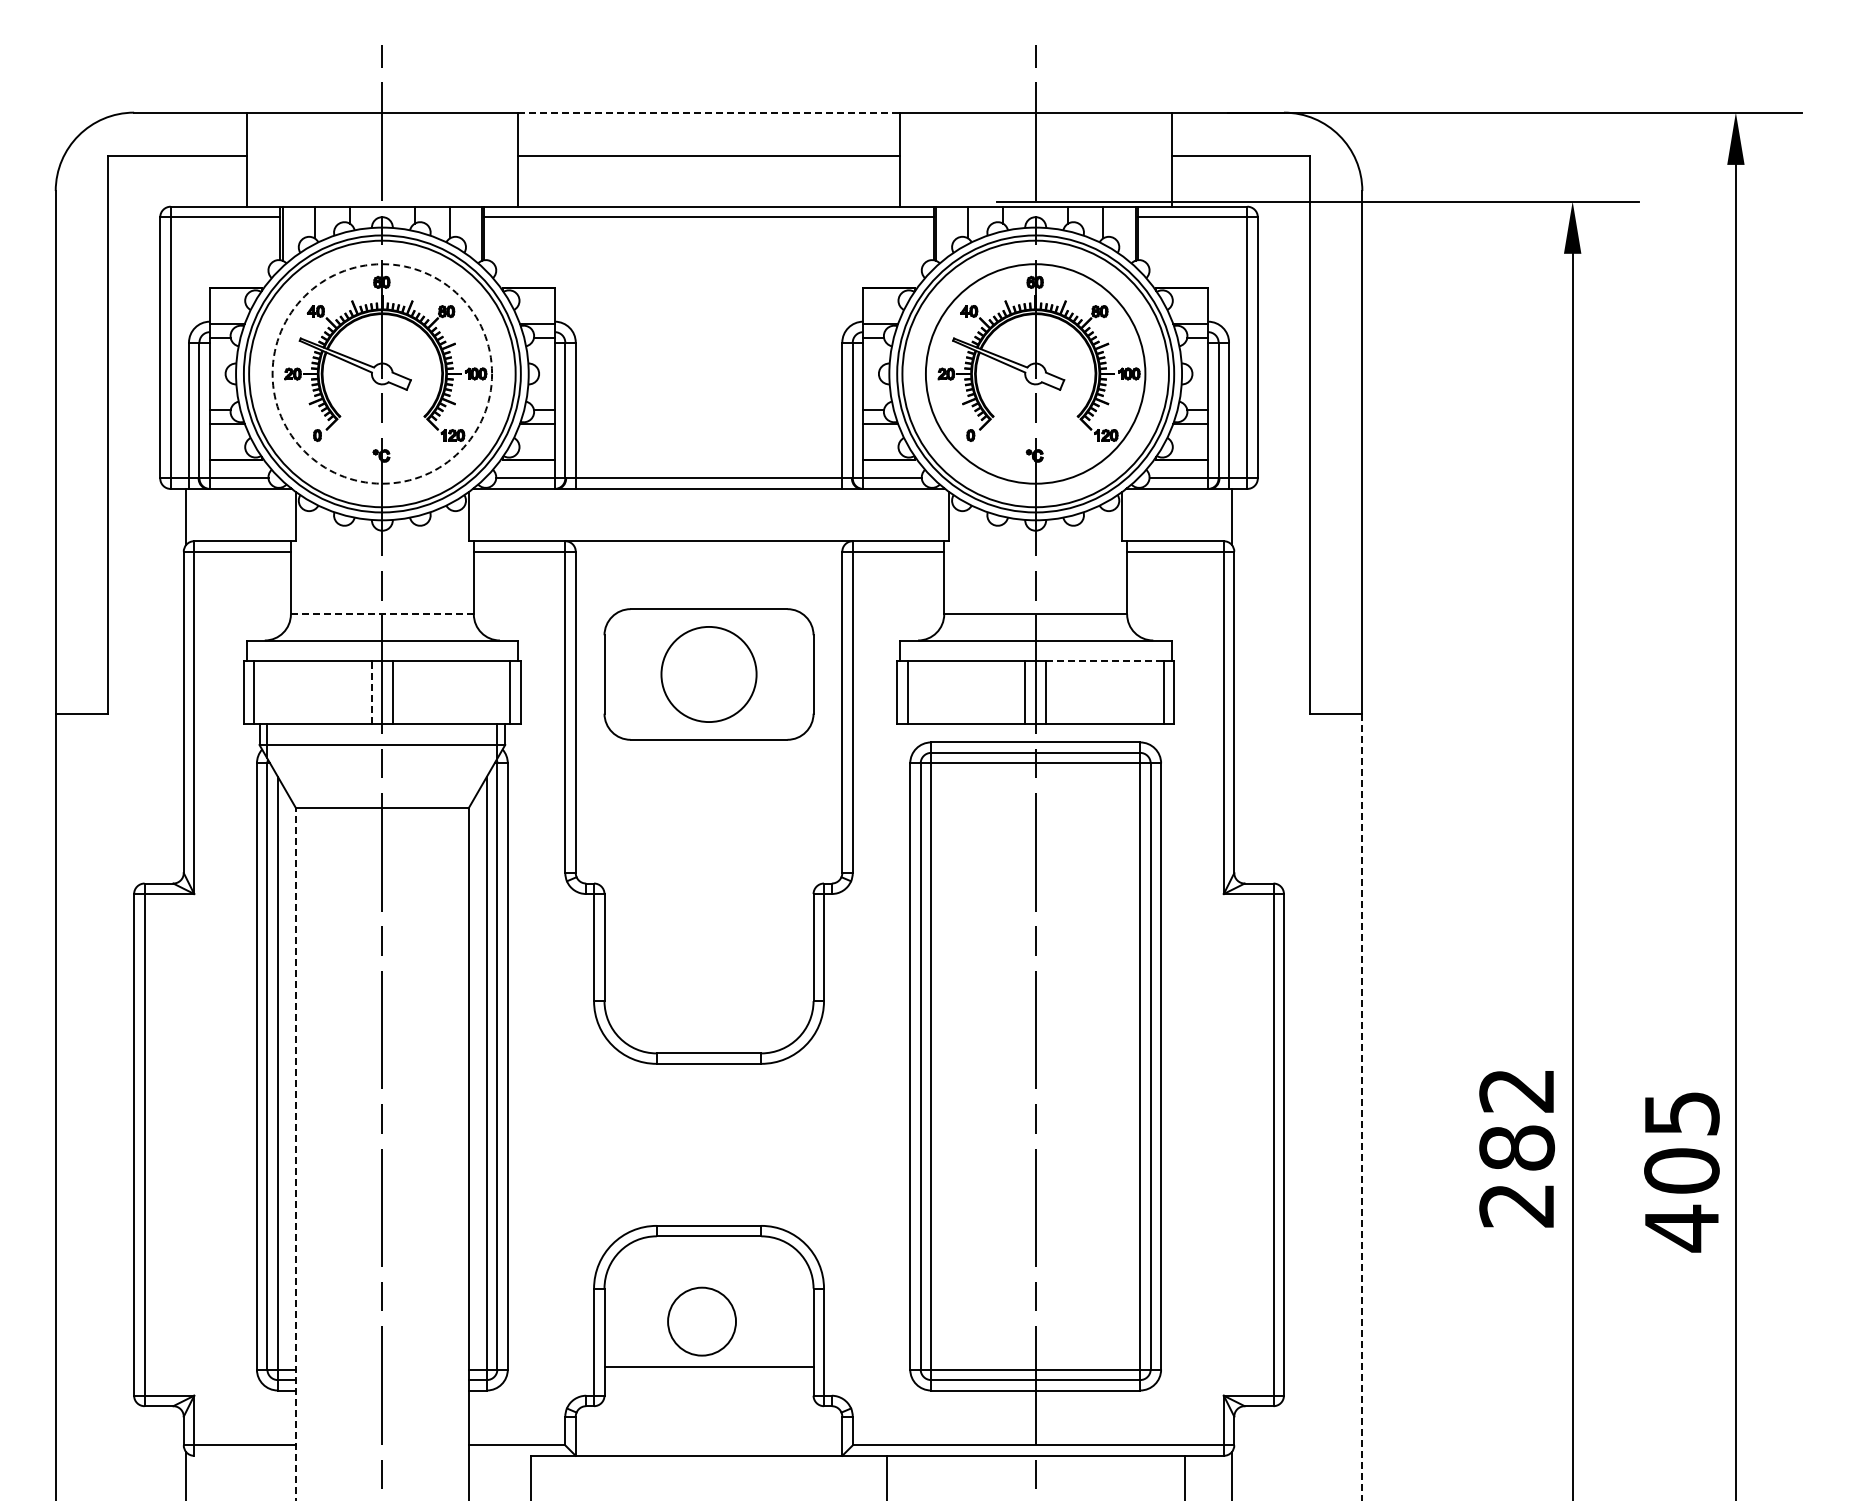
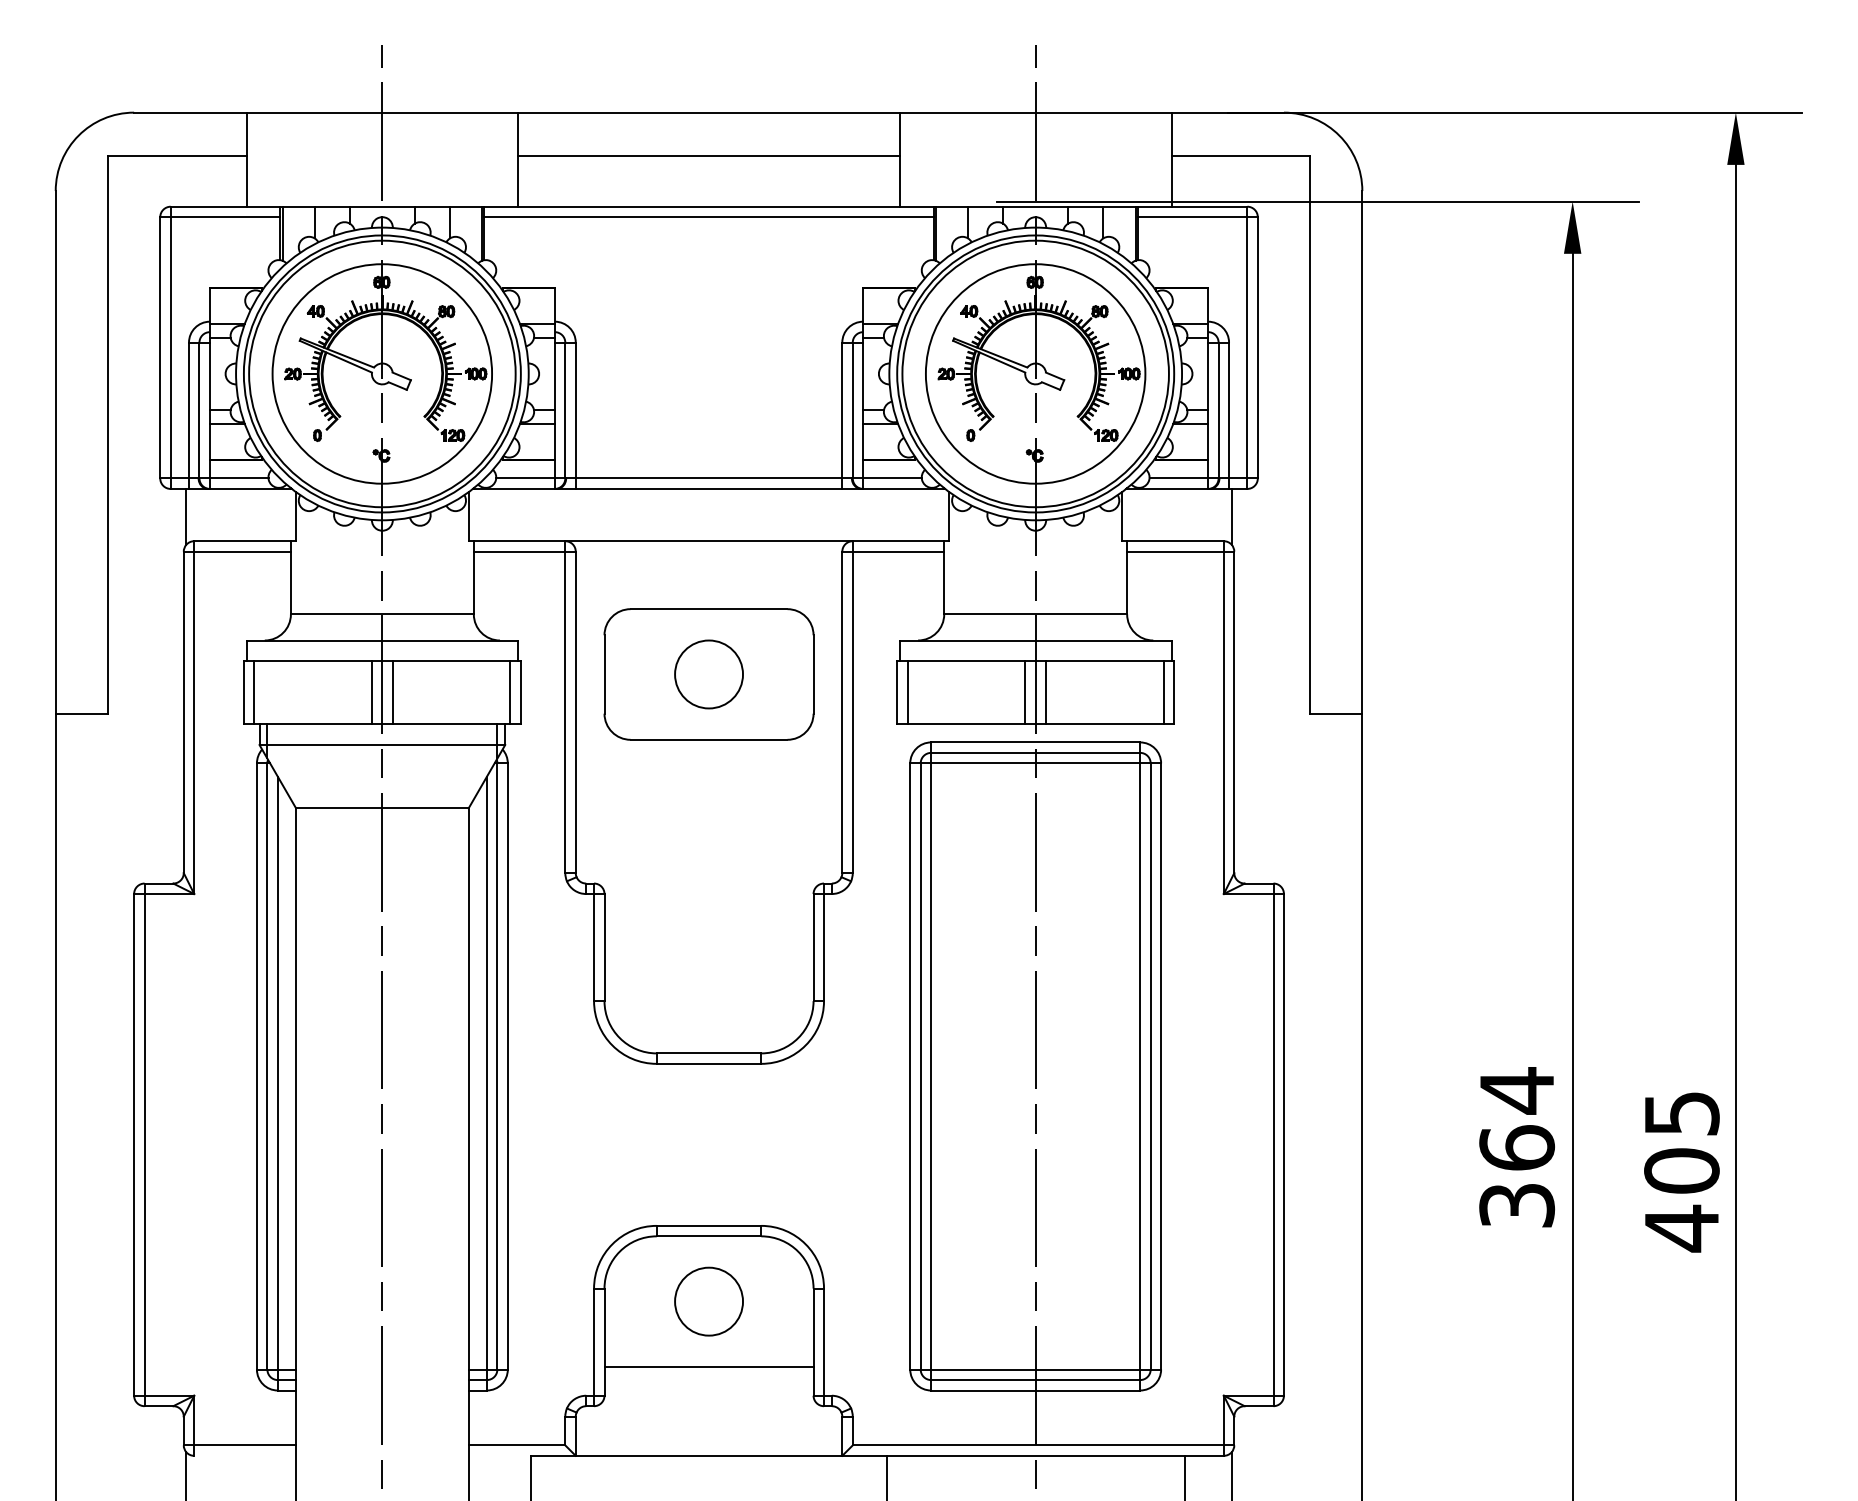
line: dashed -> solid (709, 112)
circle: dashed -> solid (382, 373)
line: dashed -> solid (382, 614)
line: dashed -> solid (1104, 661)
circle diameter: 95 px -> 68 px (709, 674)
line: dashed -> solid (371, 692)
line: dashed -> solid (1362, 1107)
text: 282 -> 364 (1517, 1147)
line: dashed -> solid (296, 1154)
circle position: (701, 1321) -> (708, 1301) (708, 1301)
